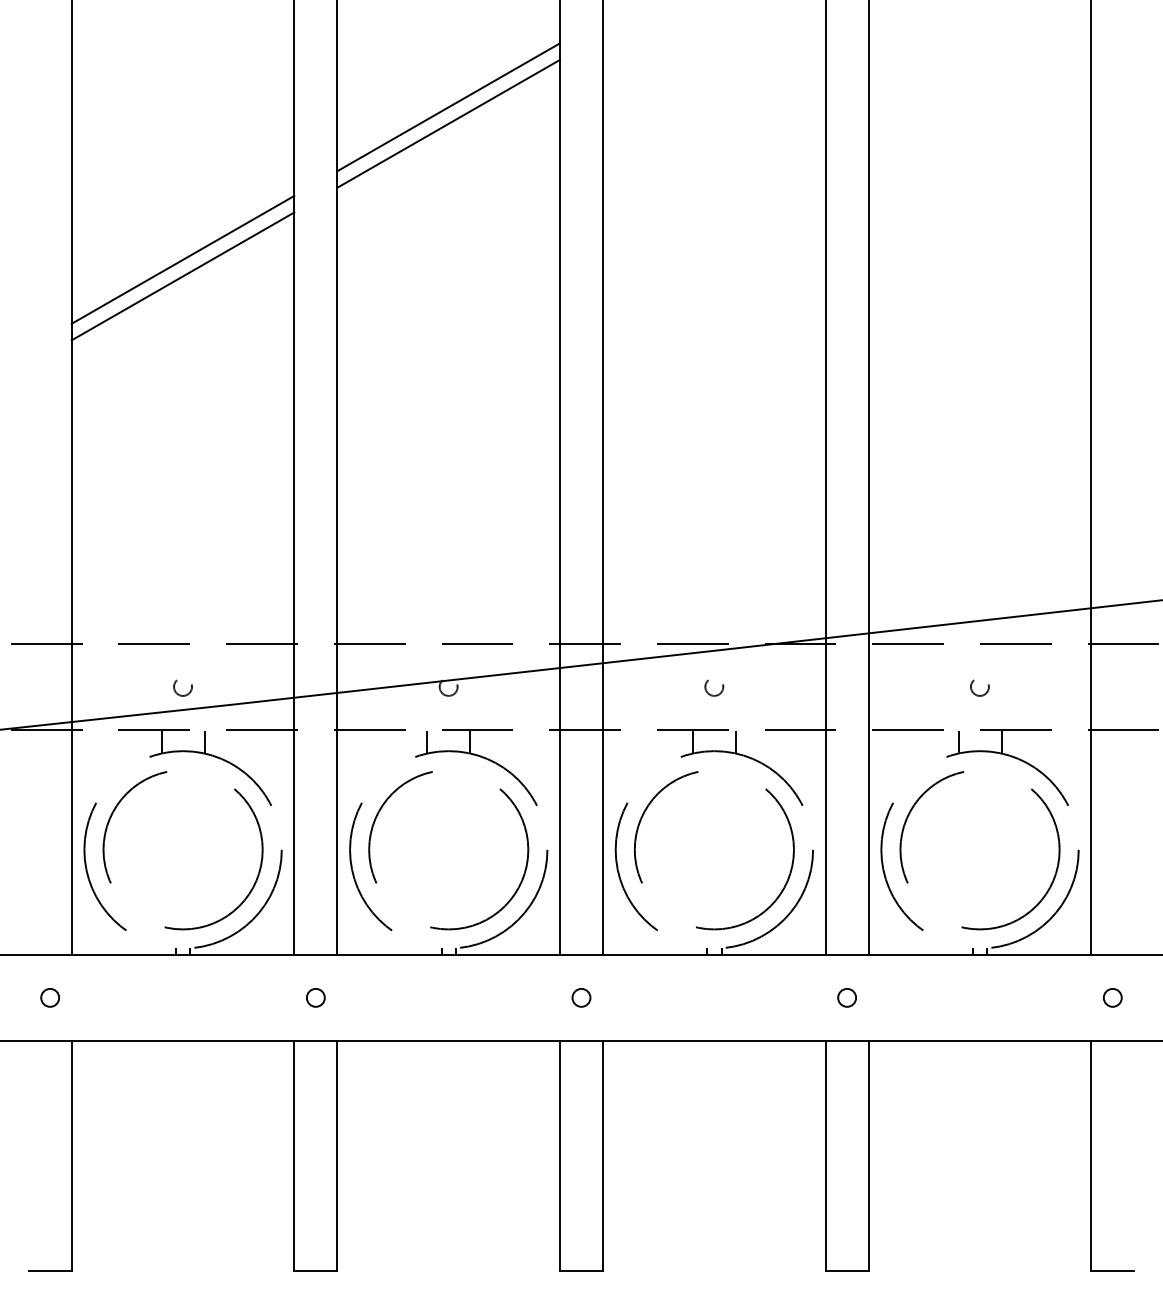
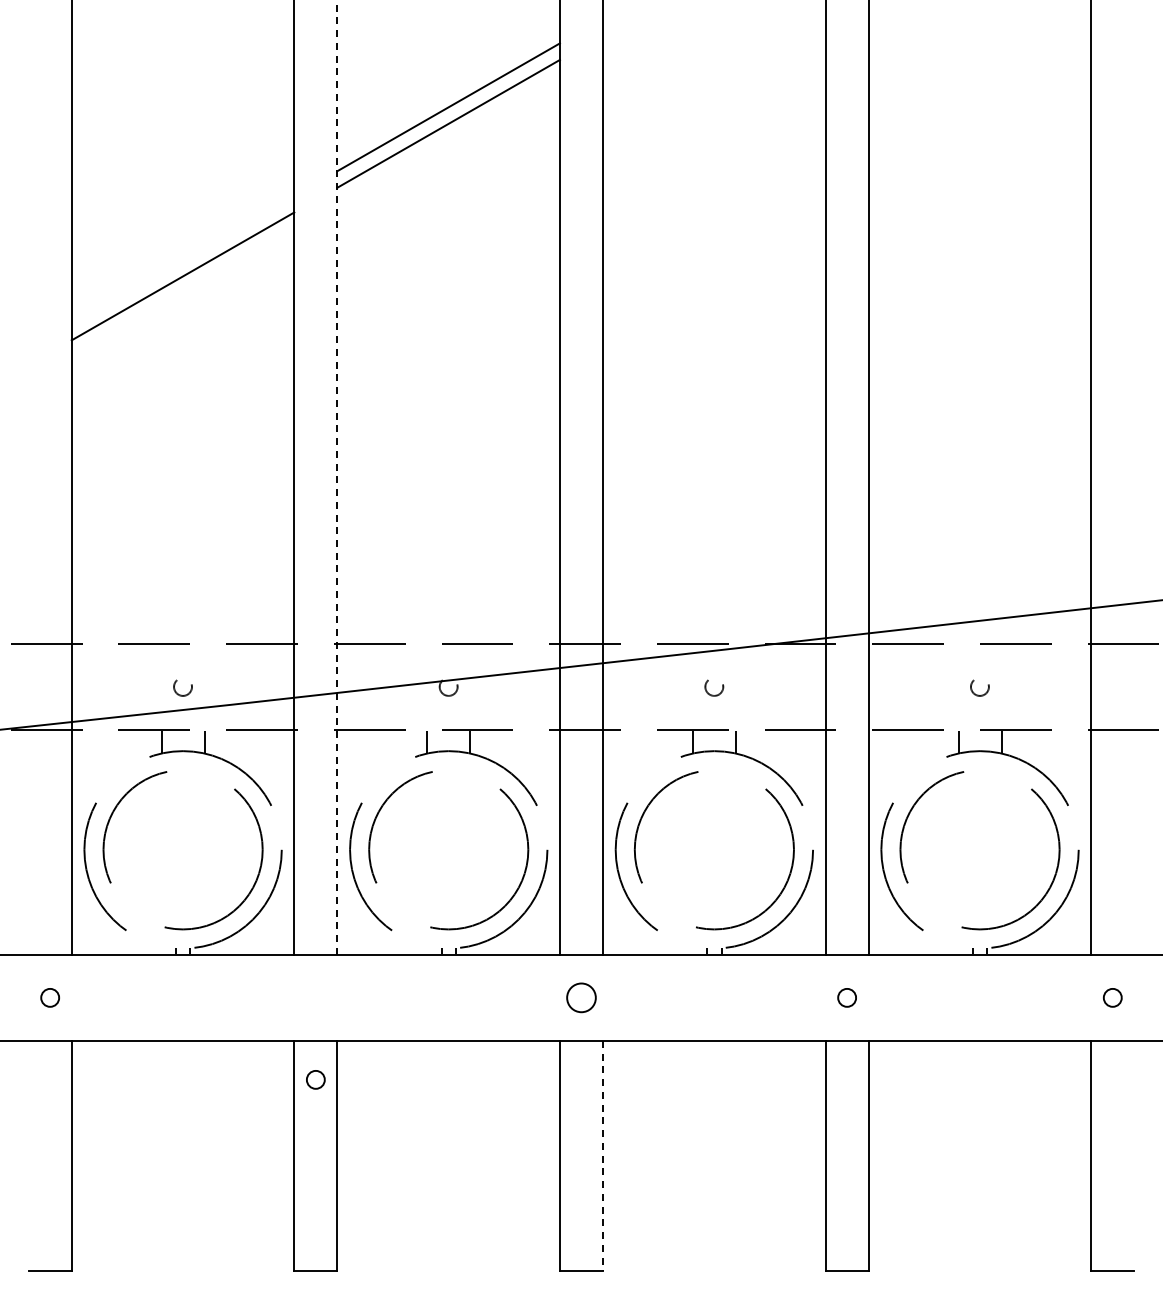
line: present -> none (182, 259)
line: solid -> dashed (337, 477)
circle position: (315, 997) -> (315, 1079) (315, 1079)
circle diameter: 18 px -> 29 px (581, 997)
line: solid -> dashed (603, 1155)
